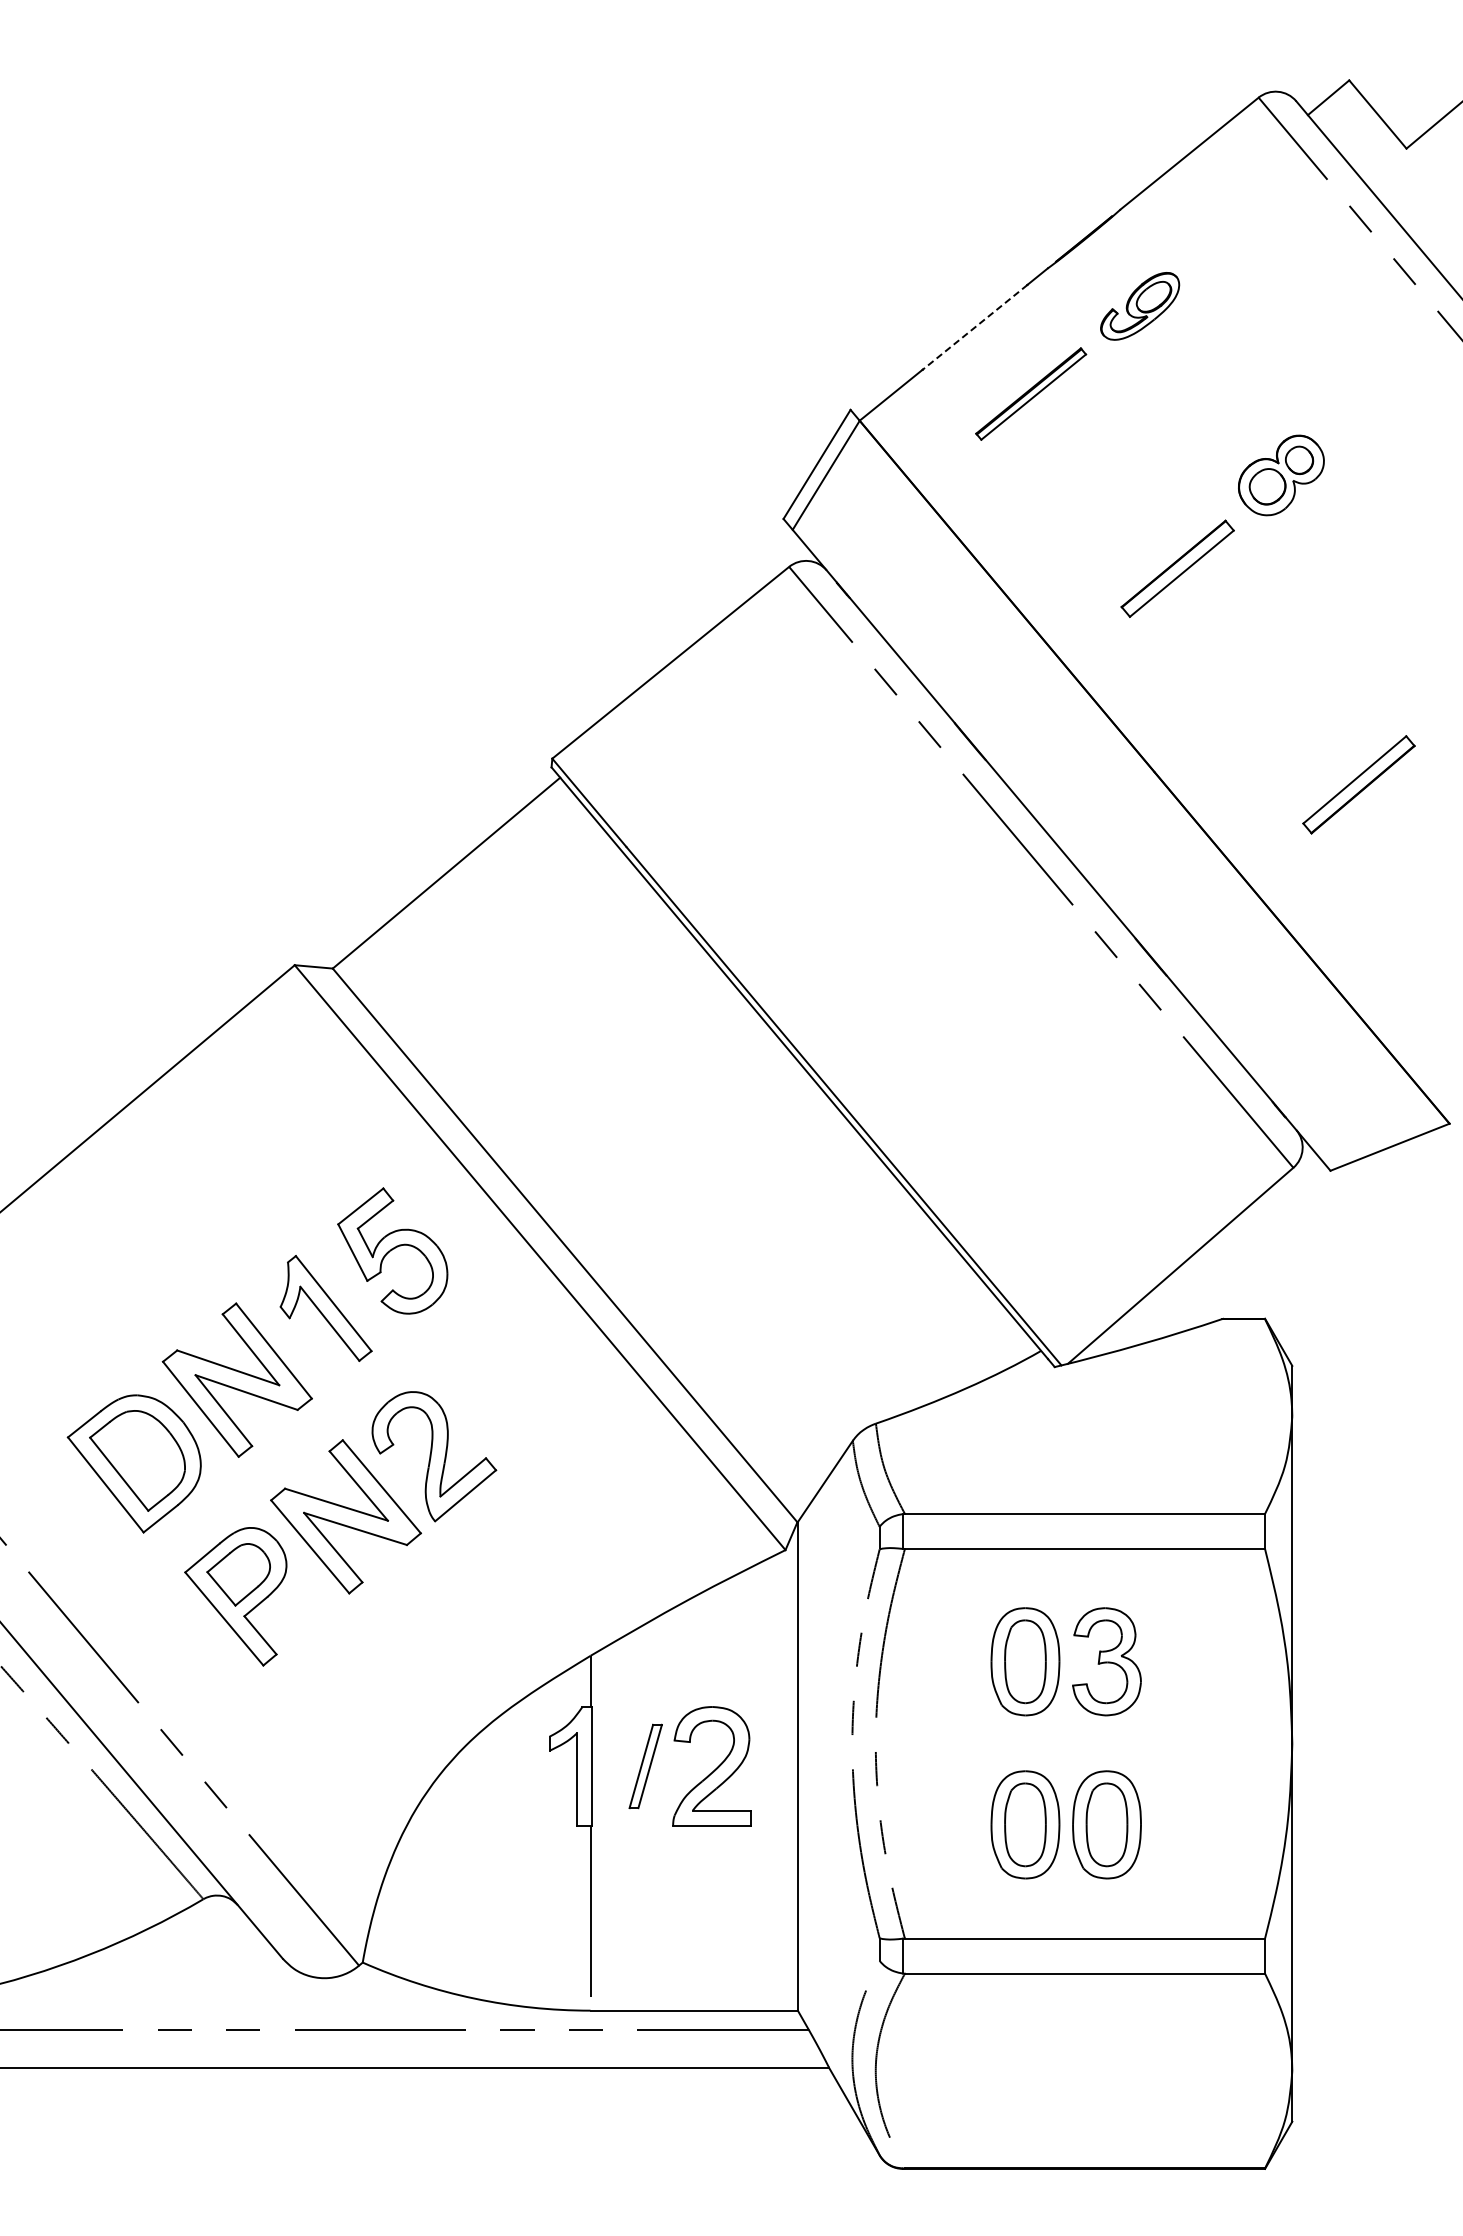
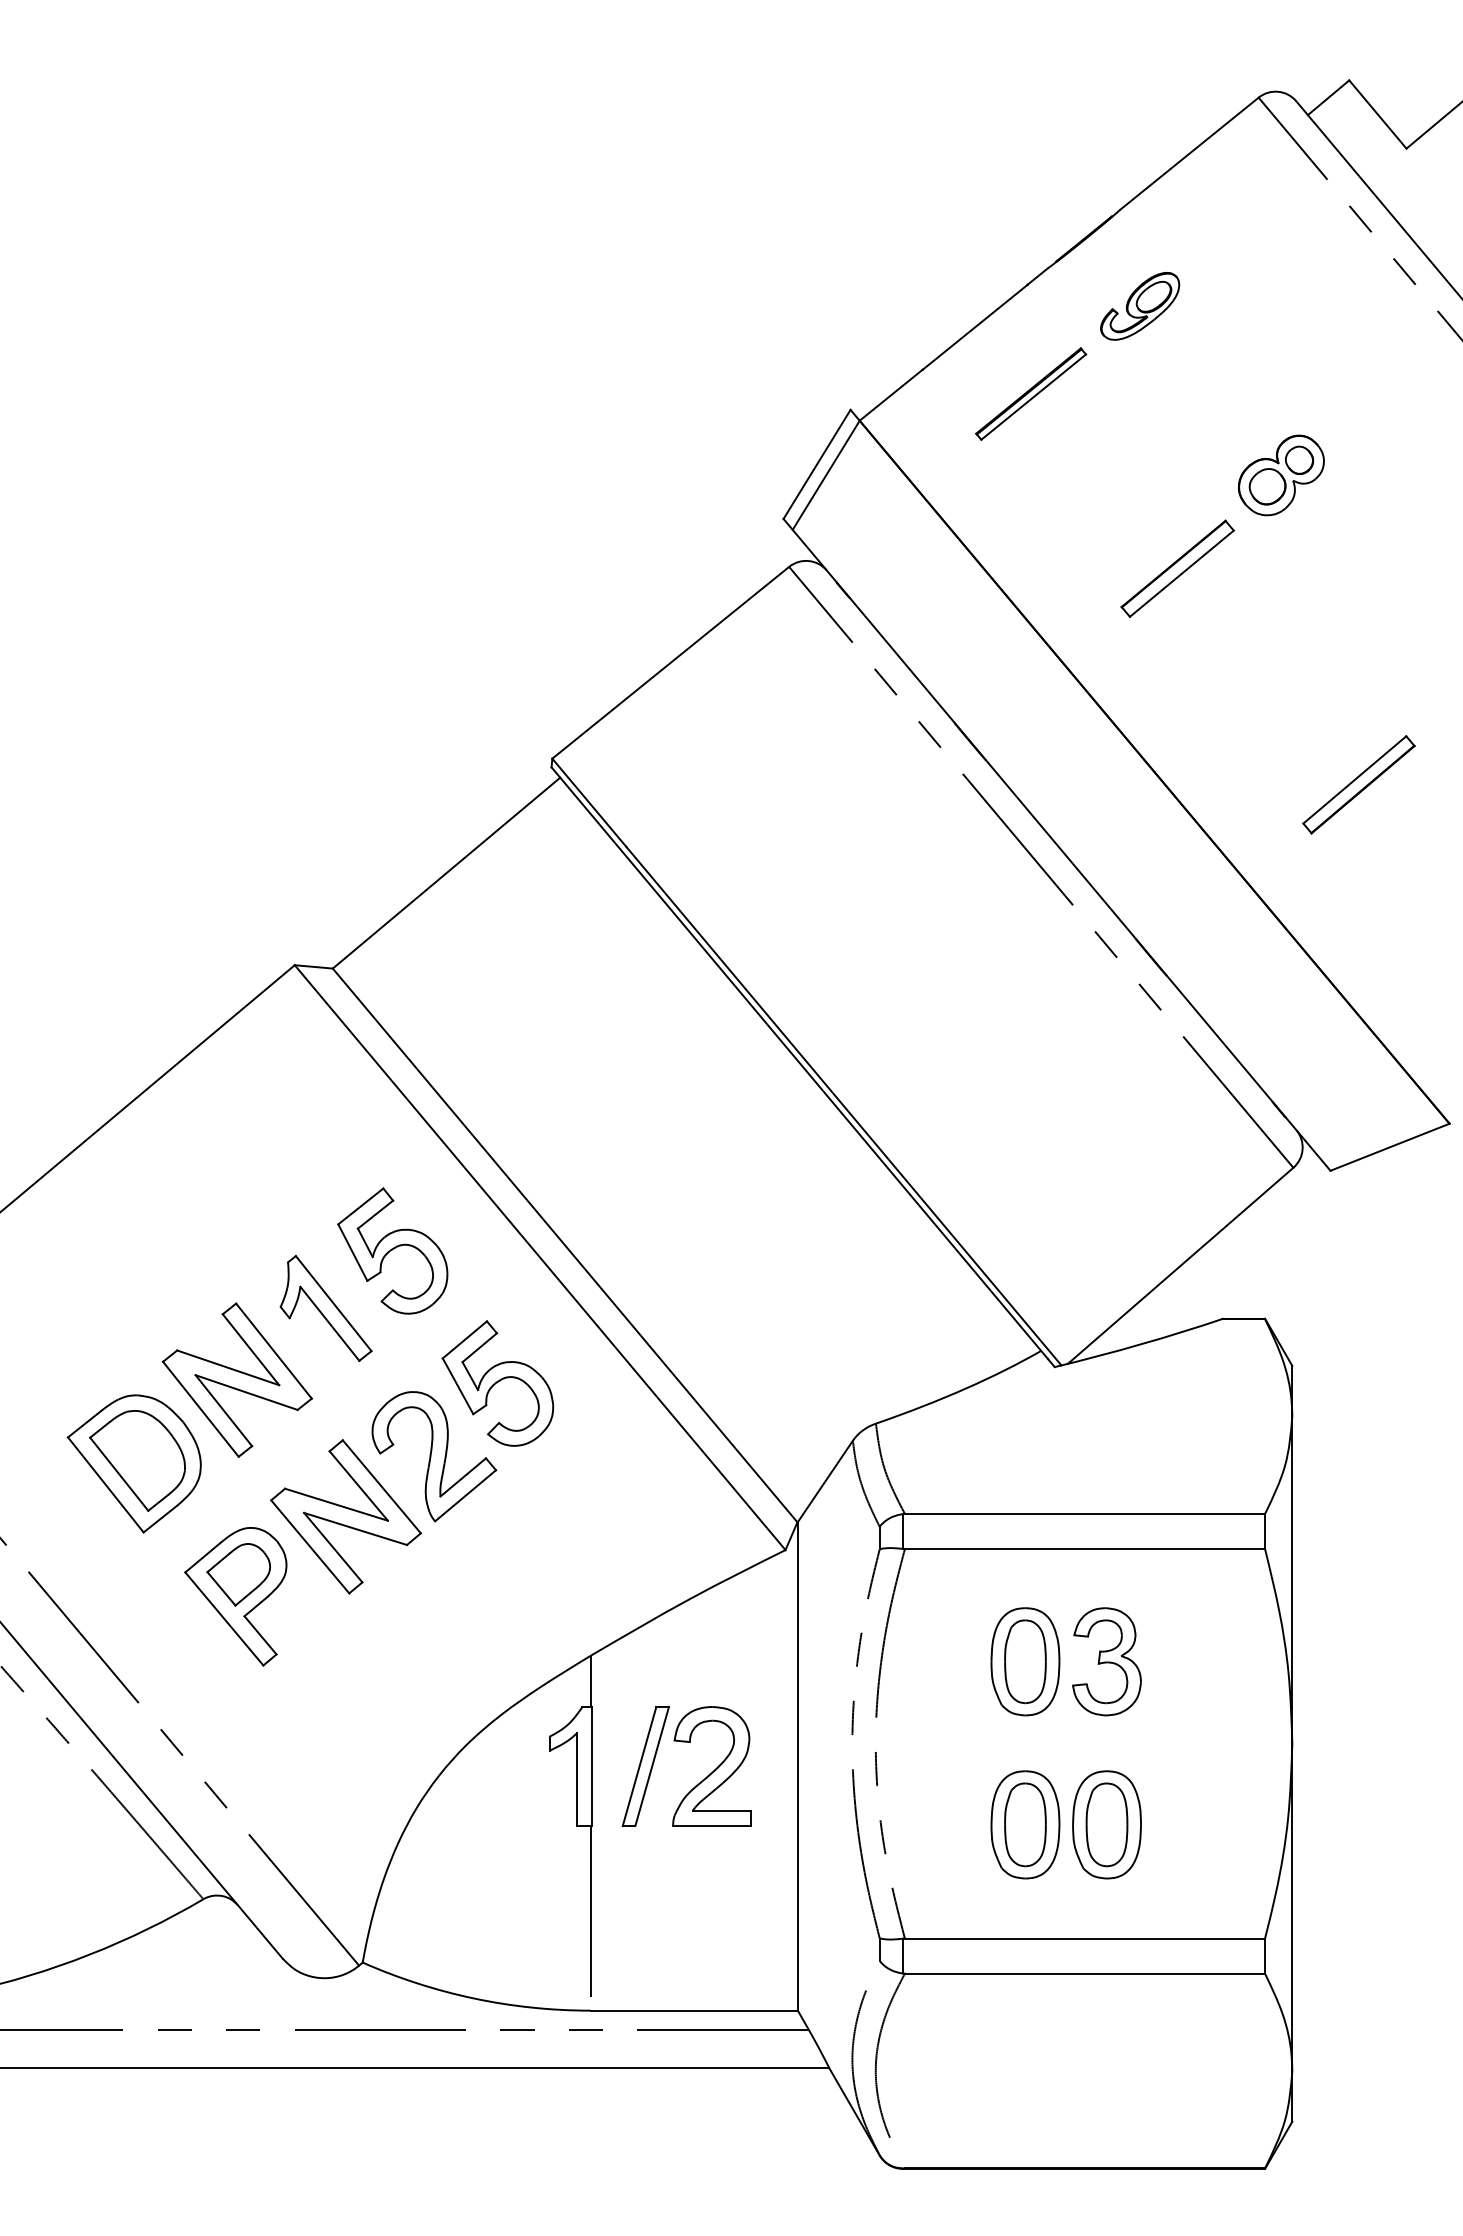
line: dashed -> solid (974, 327)
part: none -> present (497, 1383)
part size: 35x87 px -> 49x121 px (645, 1766)
